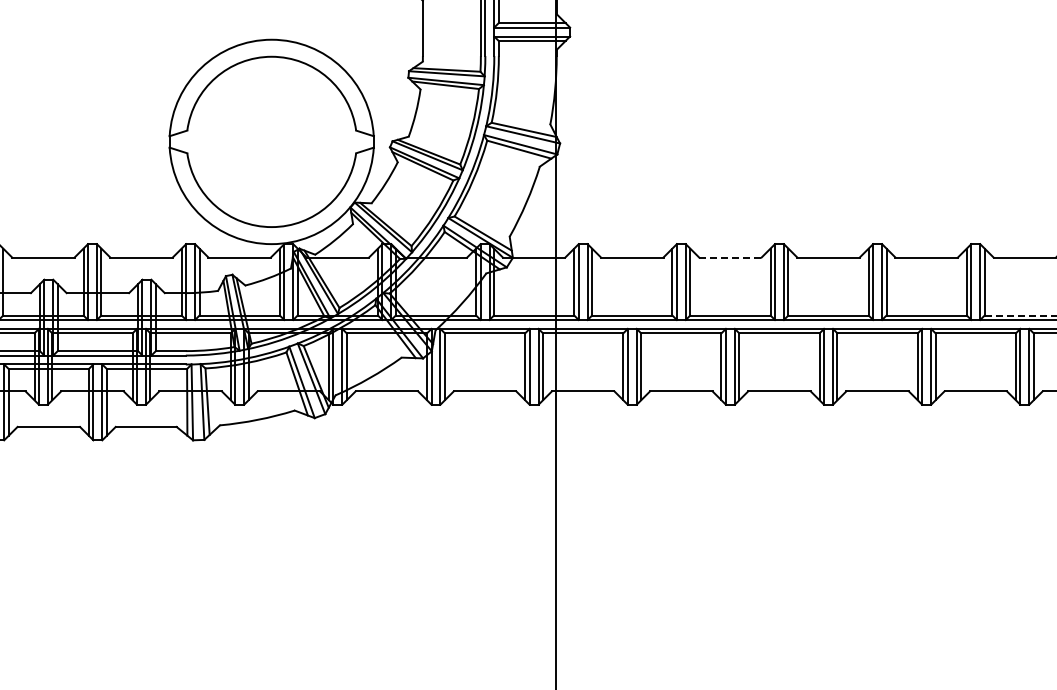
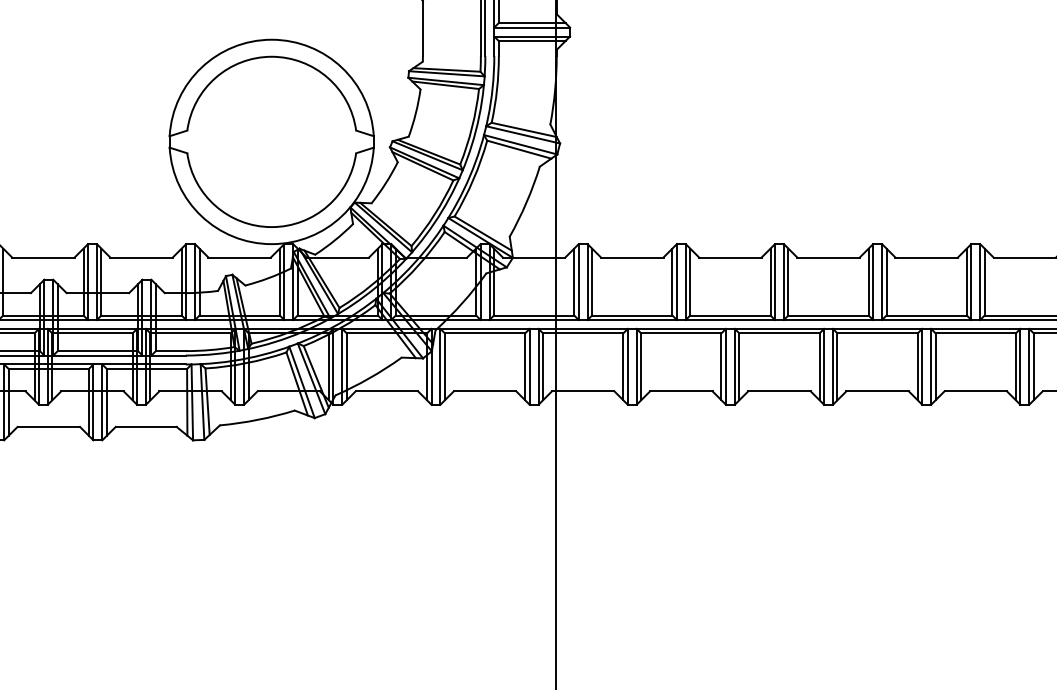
line: dashed -> solid (730, 257)
line: dashed -> solid (1020, 315)
